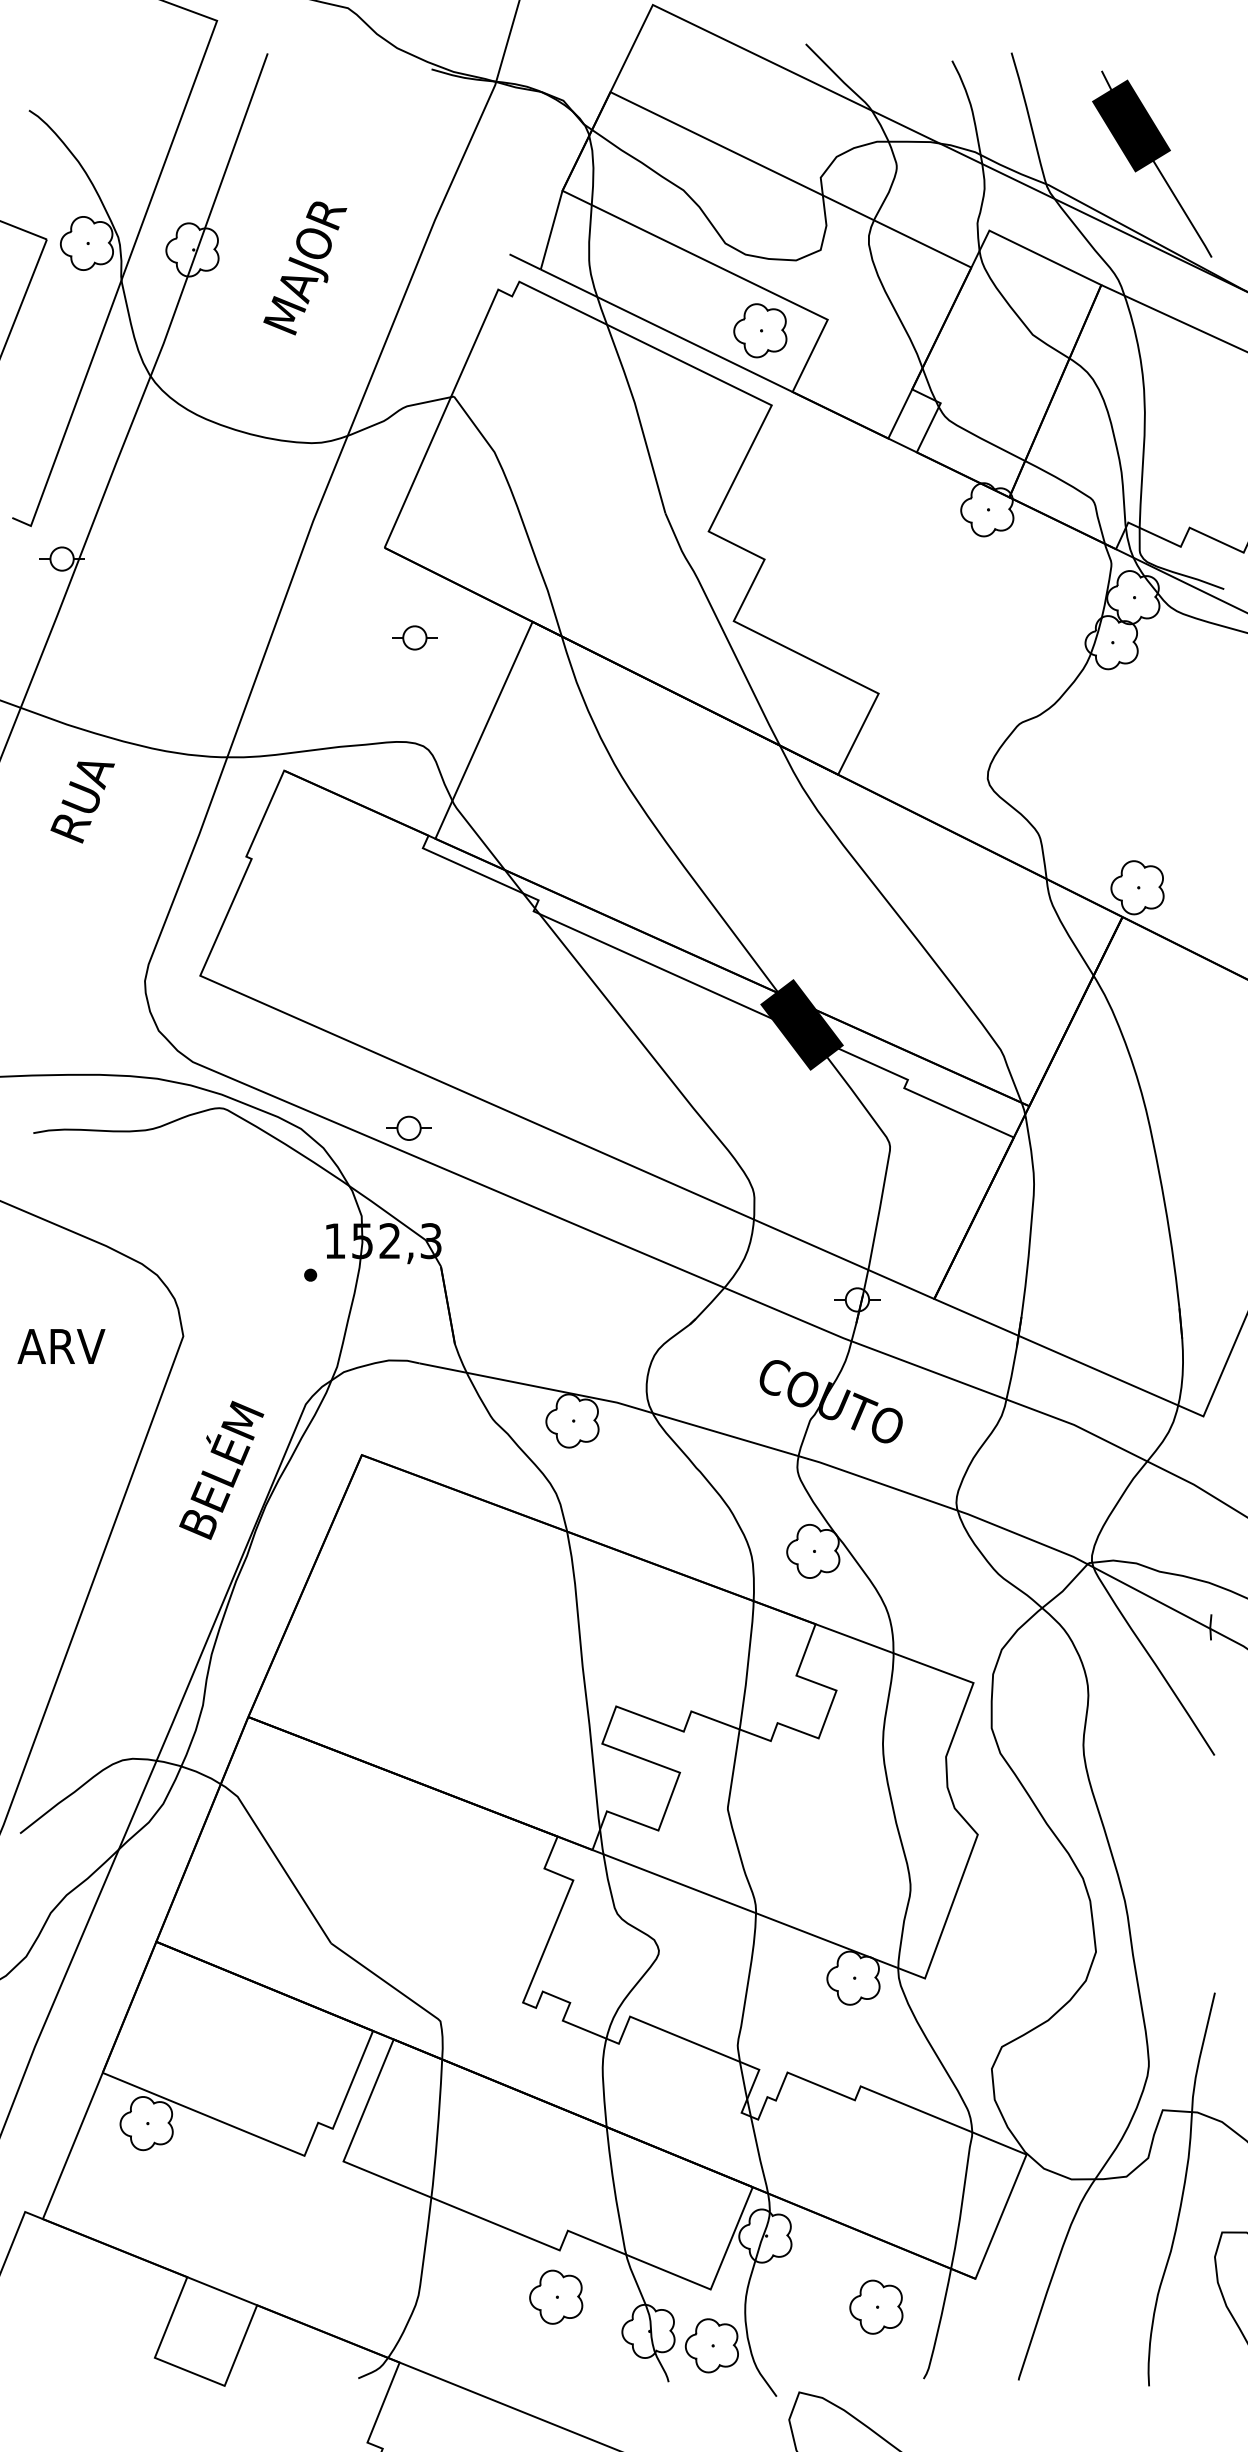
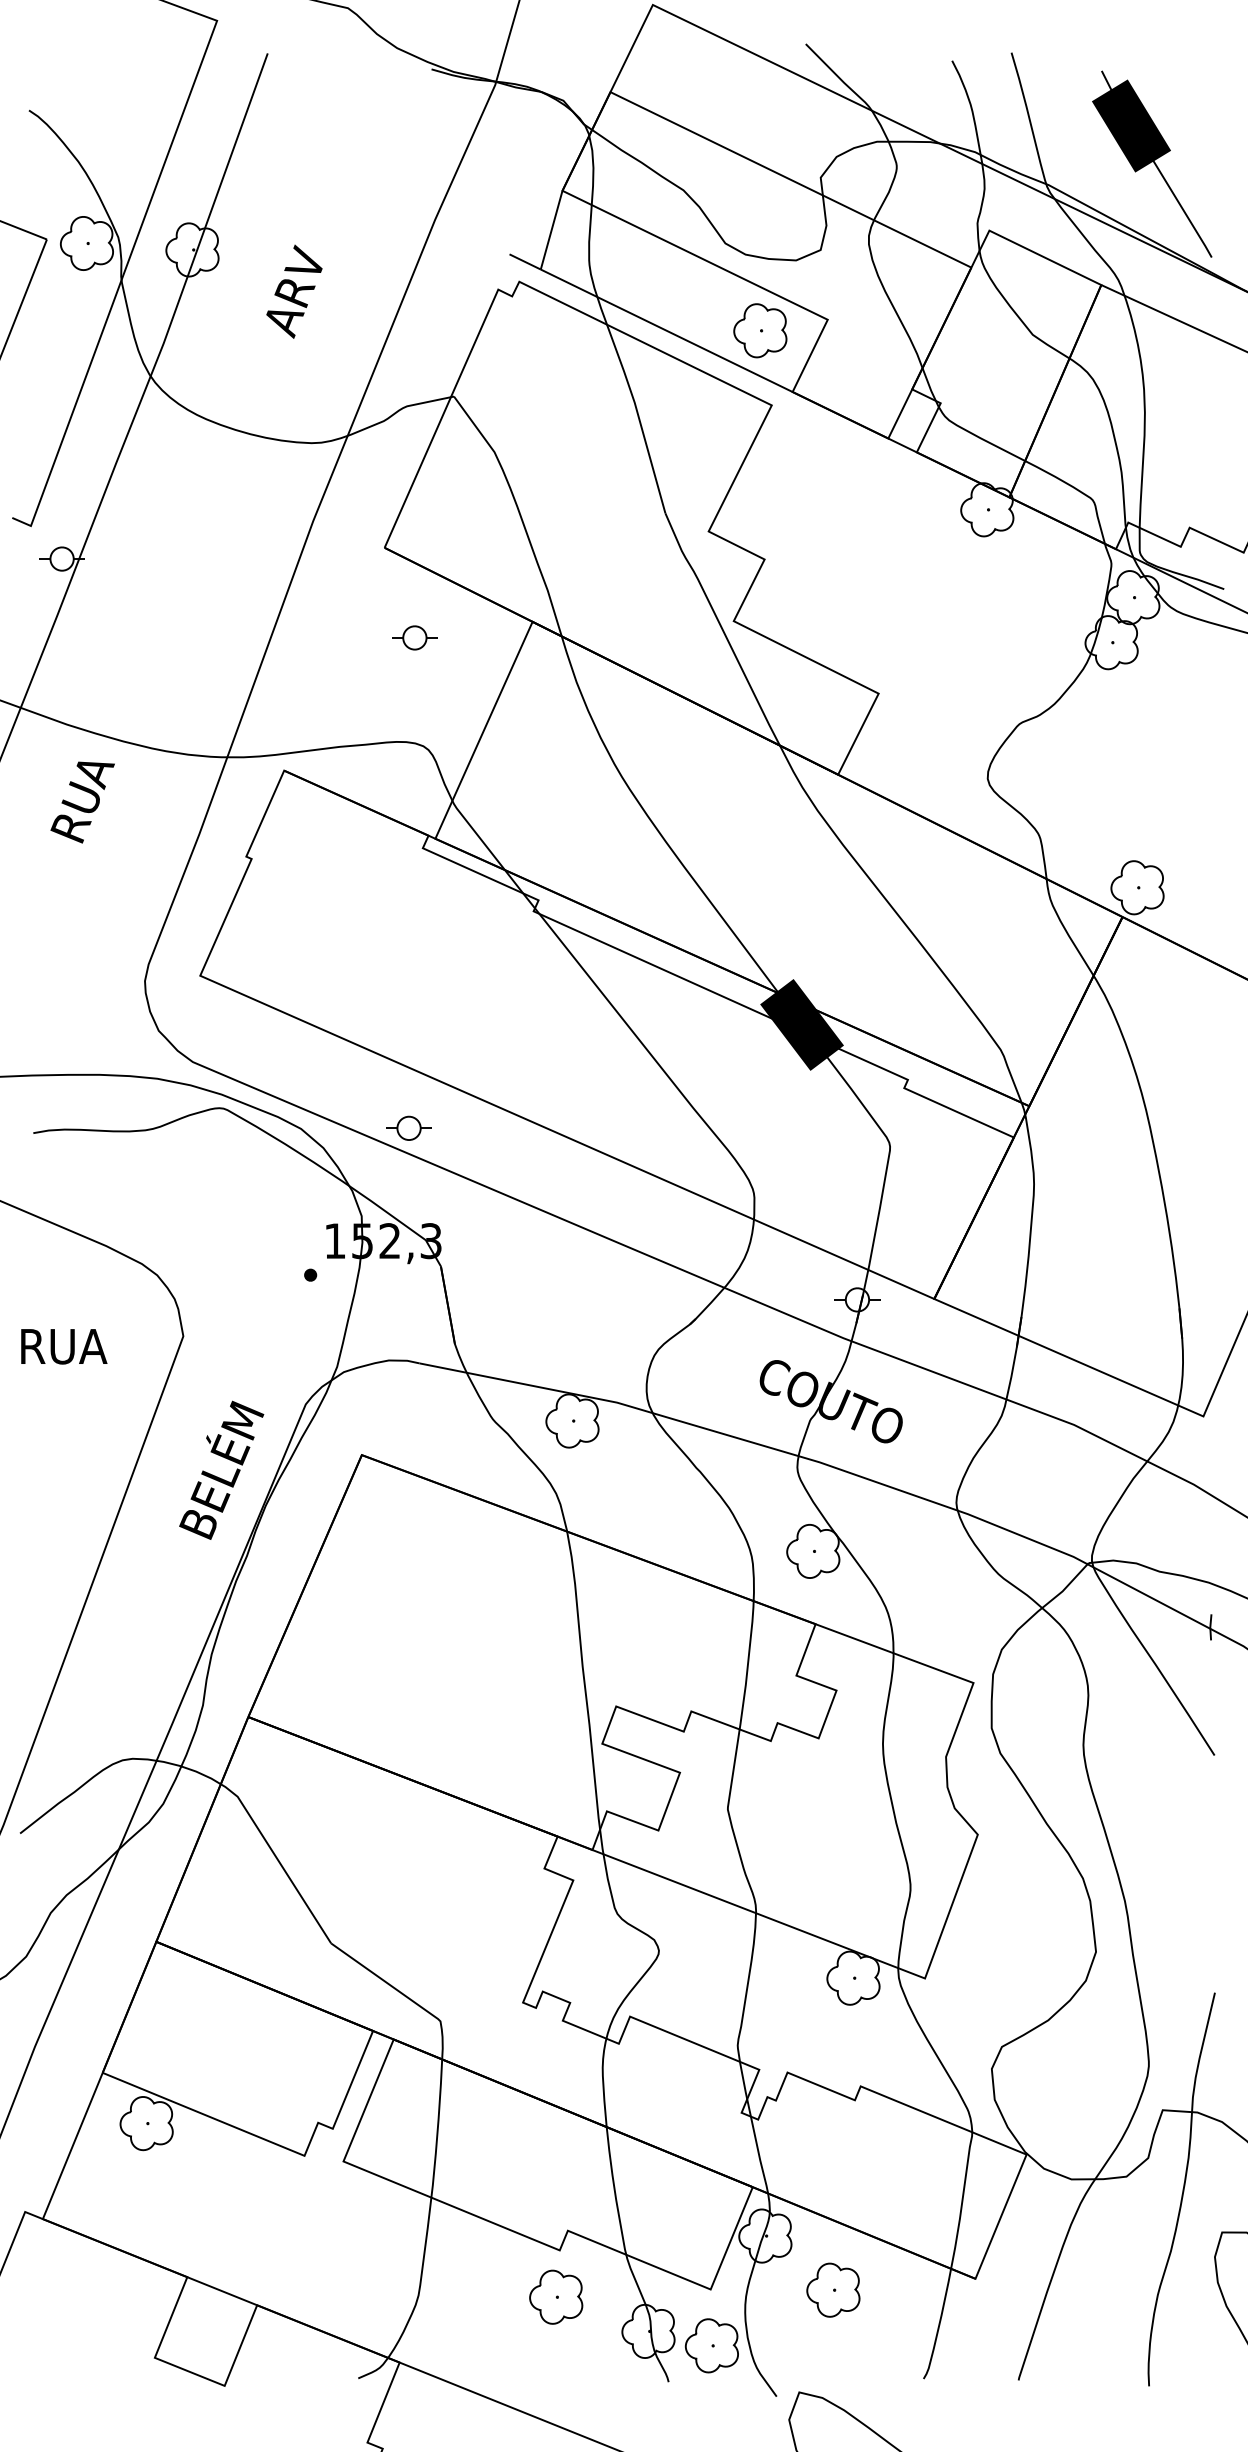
text: MAJOR -> ARV (305, 269)
text: ARV -> RUA (62, 1346)
part position: (876, 2306) -> (833, 2289) (833, 2289)
